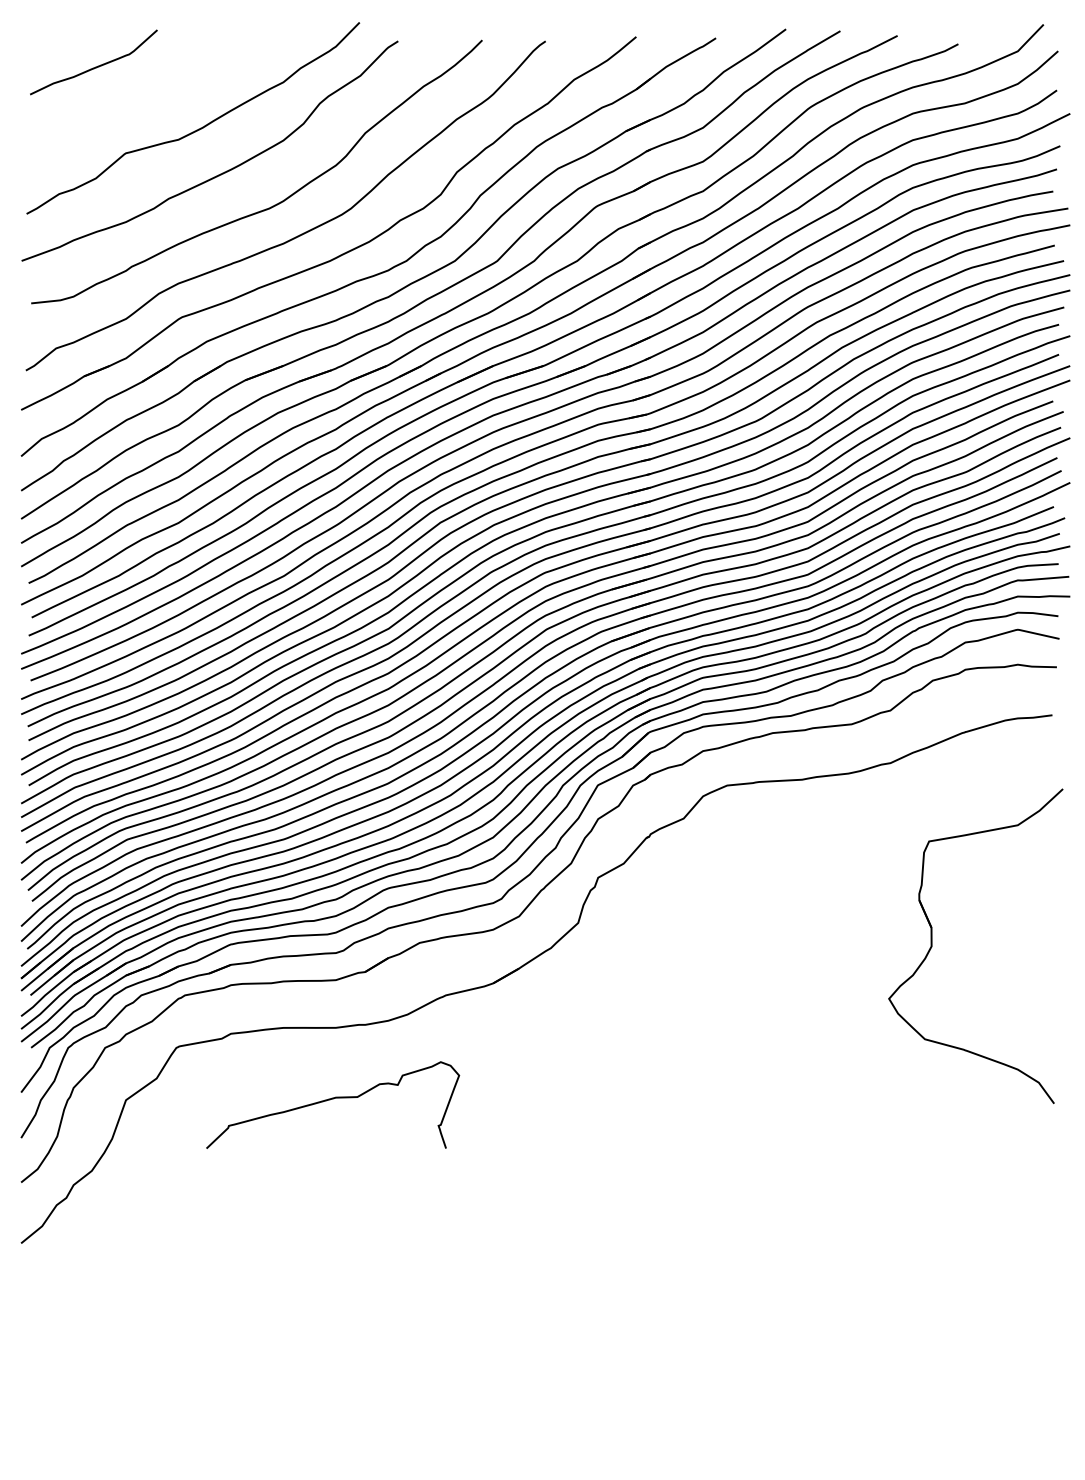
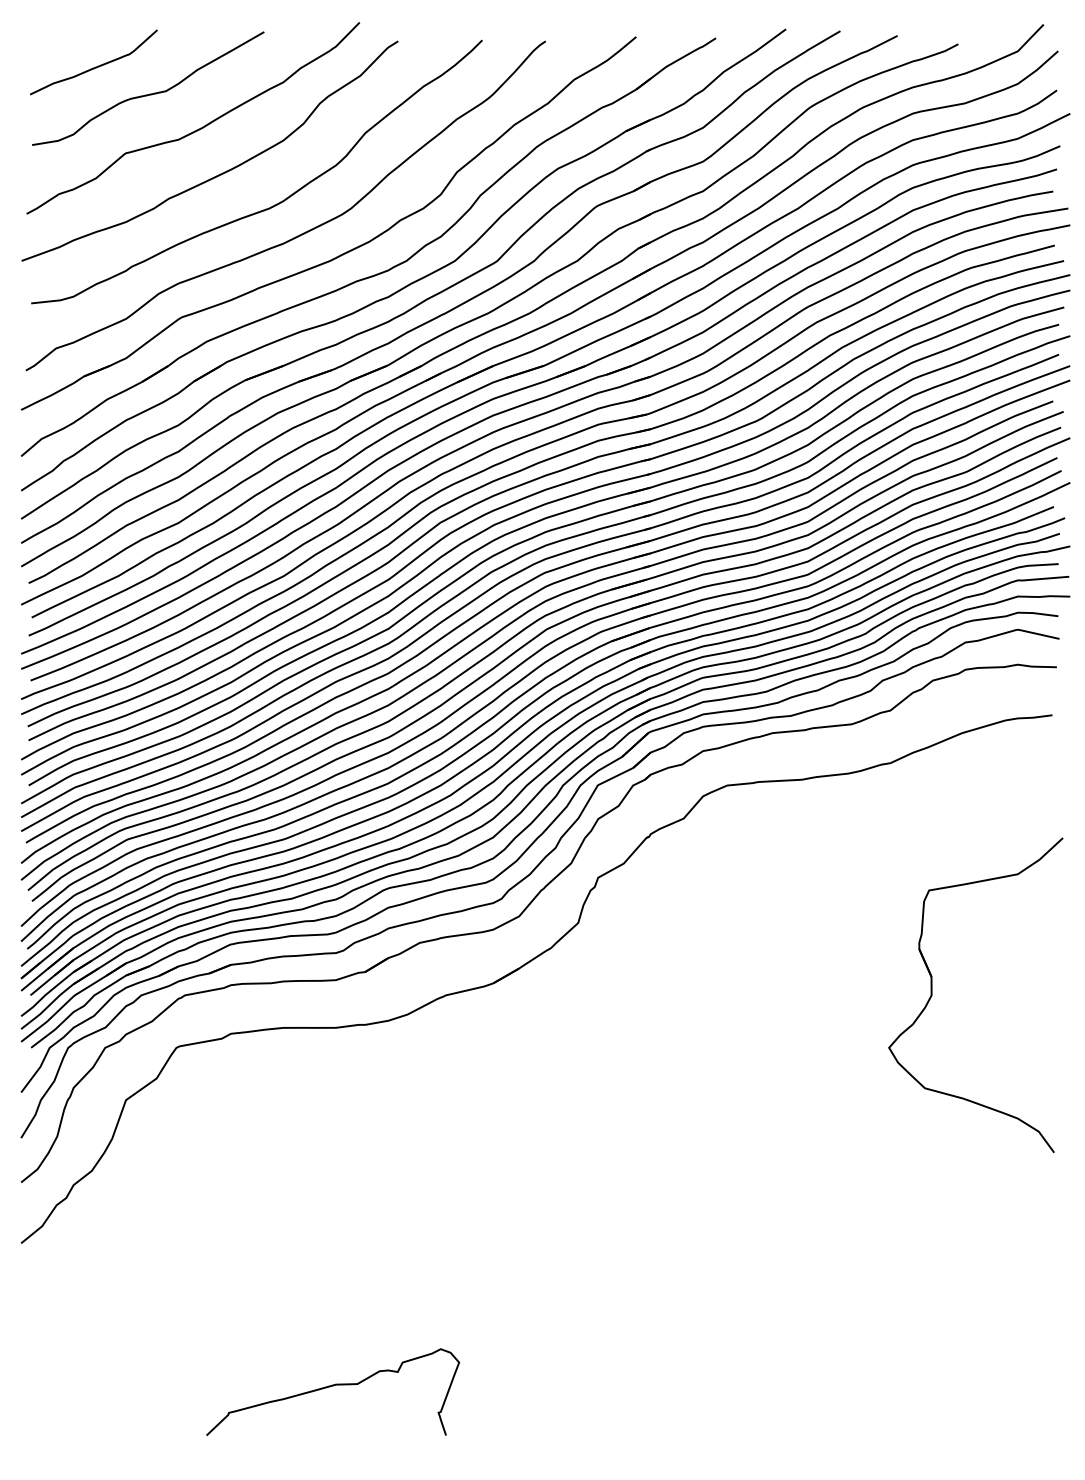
curve: none -> present (149, 93)
part position: (932, 945) -> (932, 994) (932, 994)
curve position: (333, 1099) -> (333, 1386) (333, 1386)
